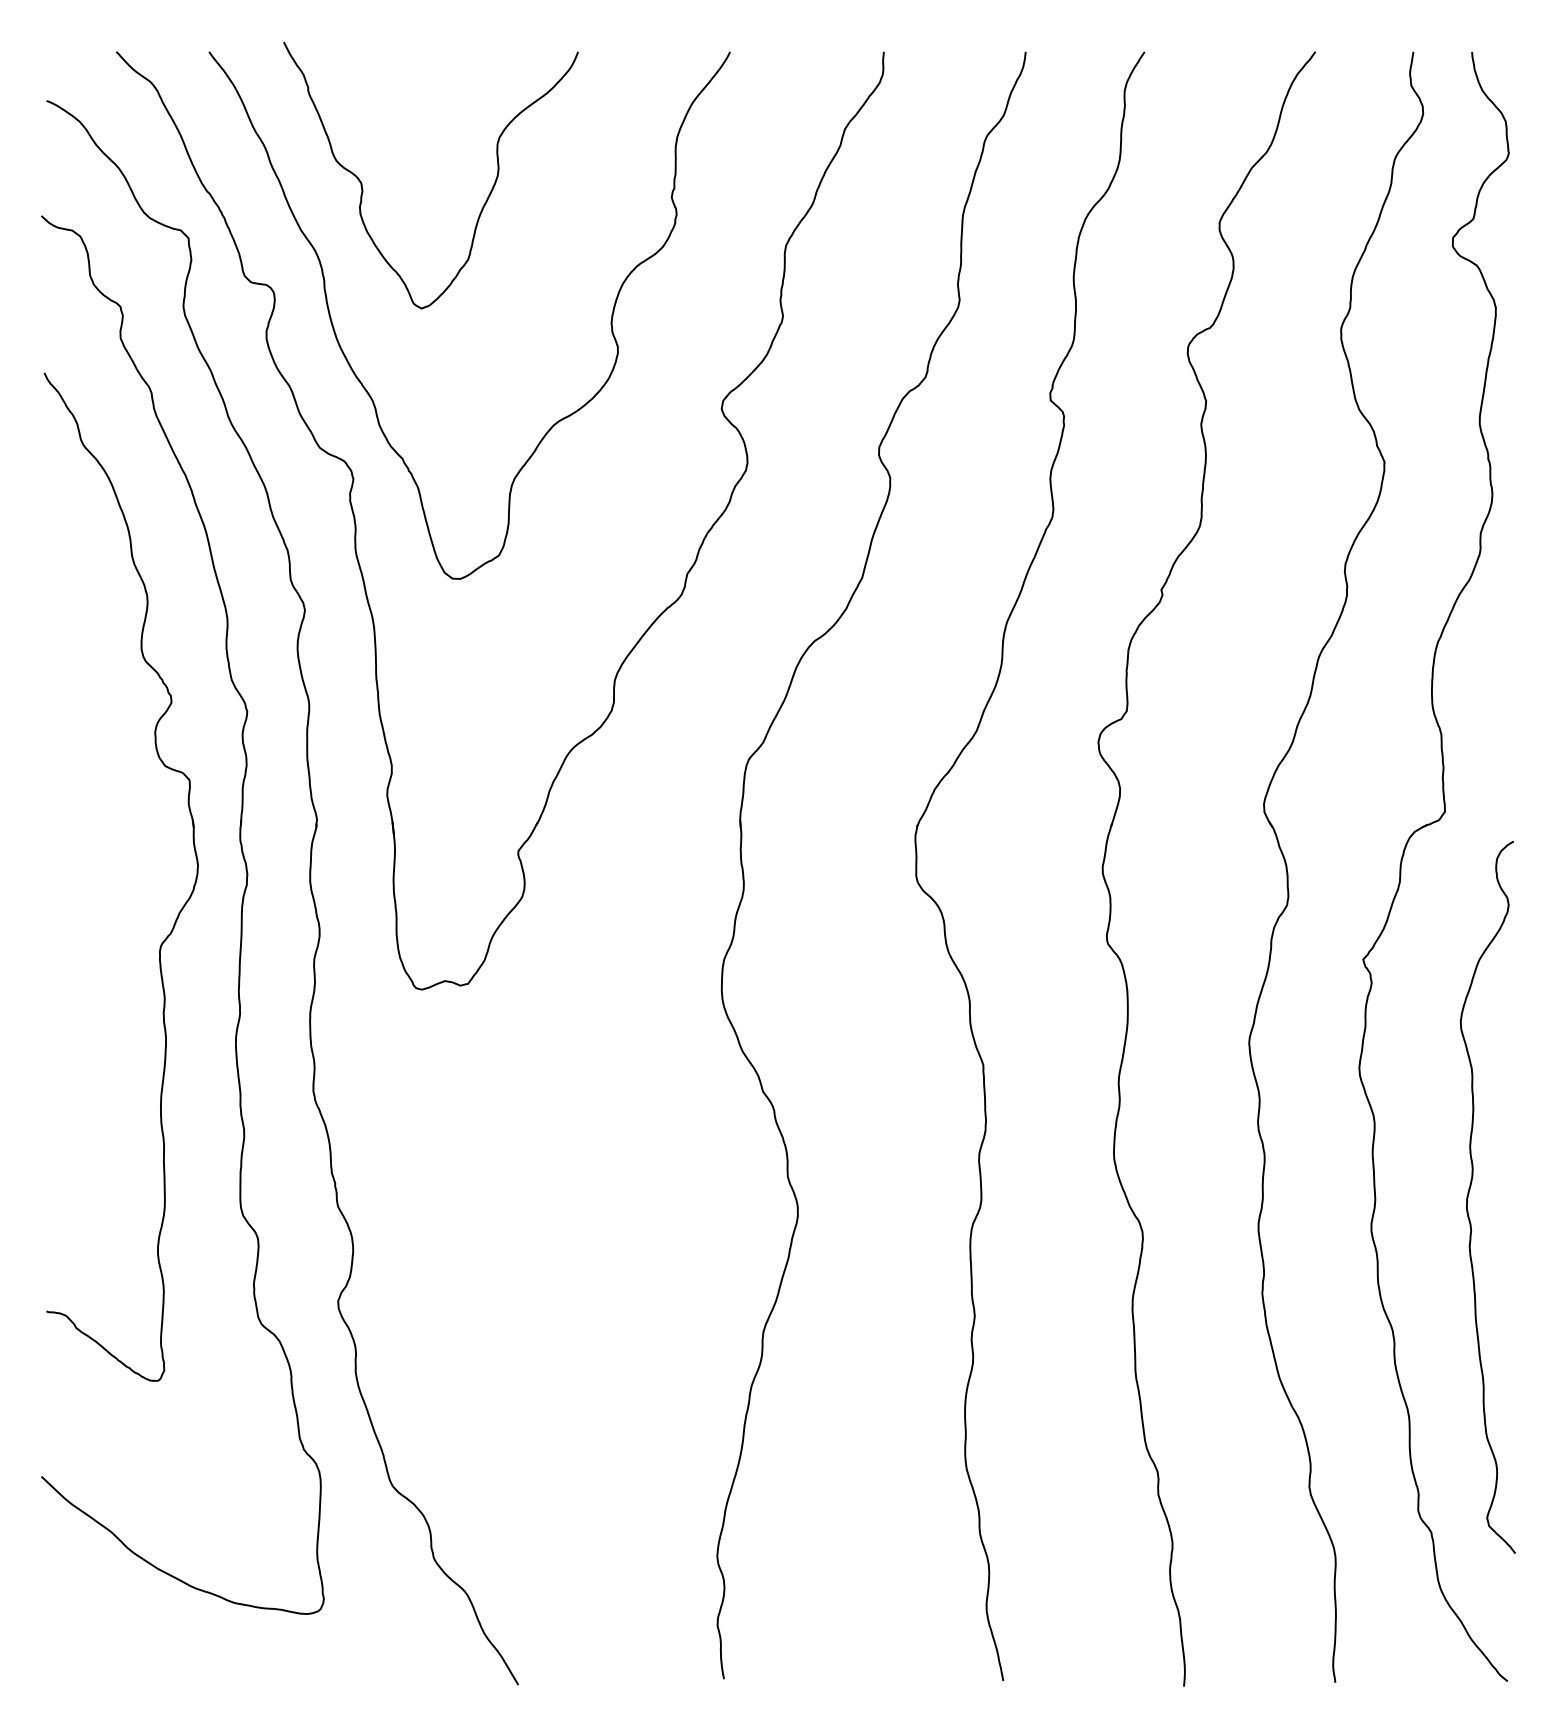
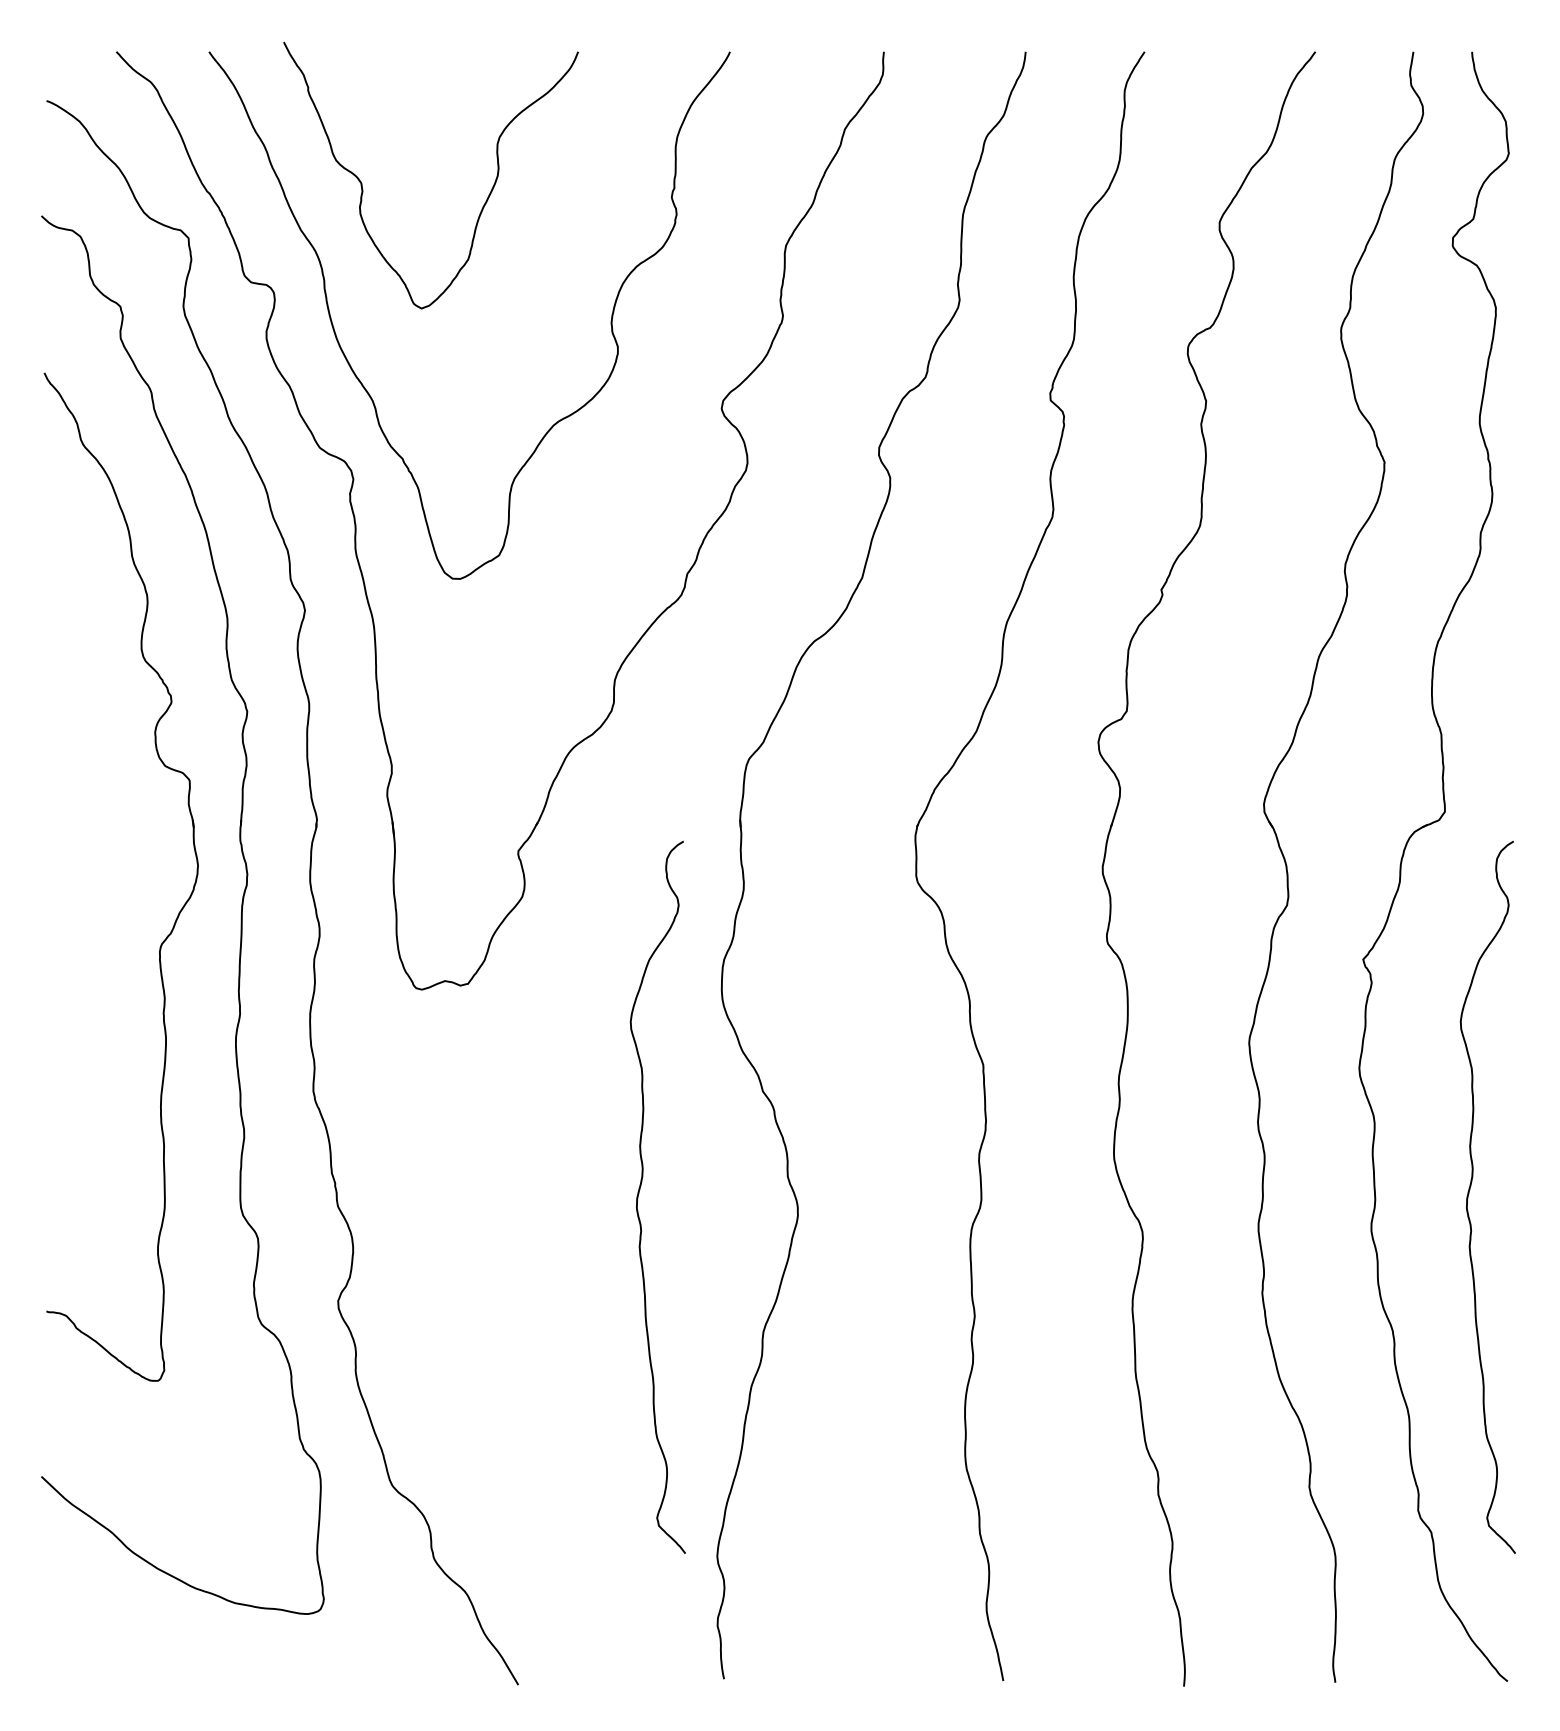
curve: none -> present (639, 1194)
